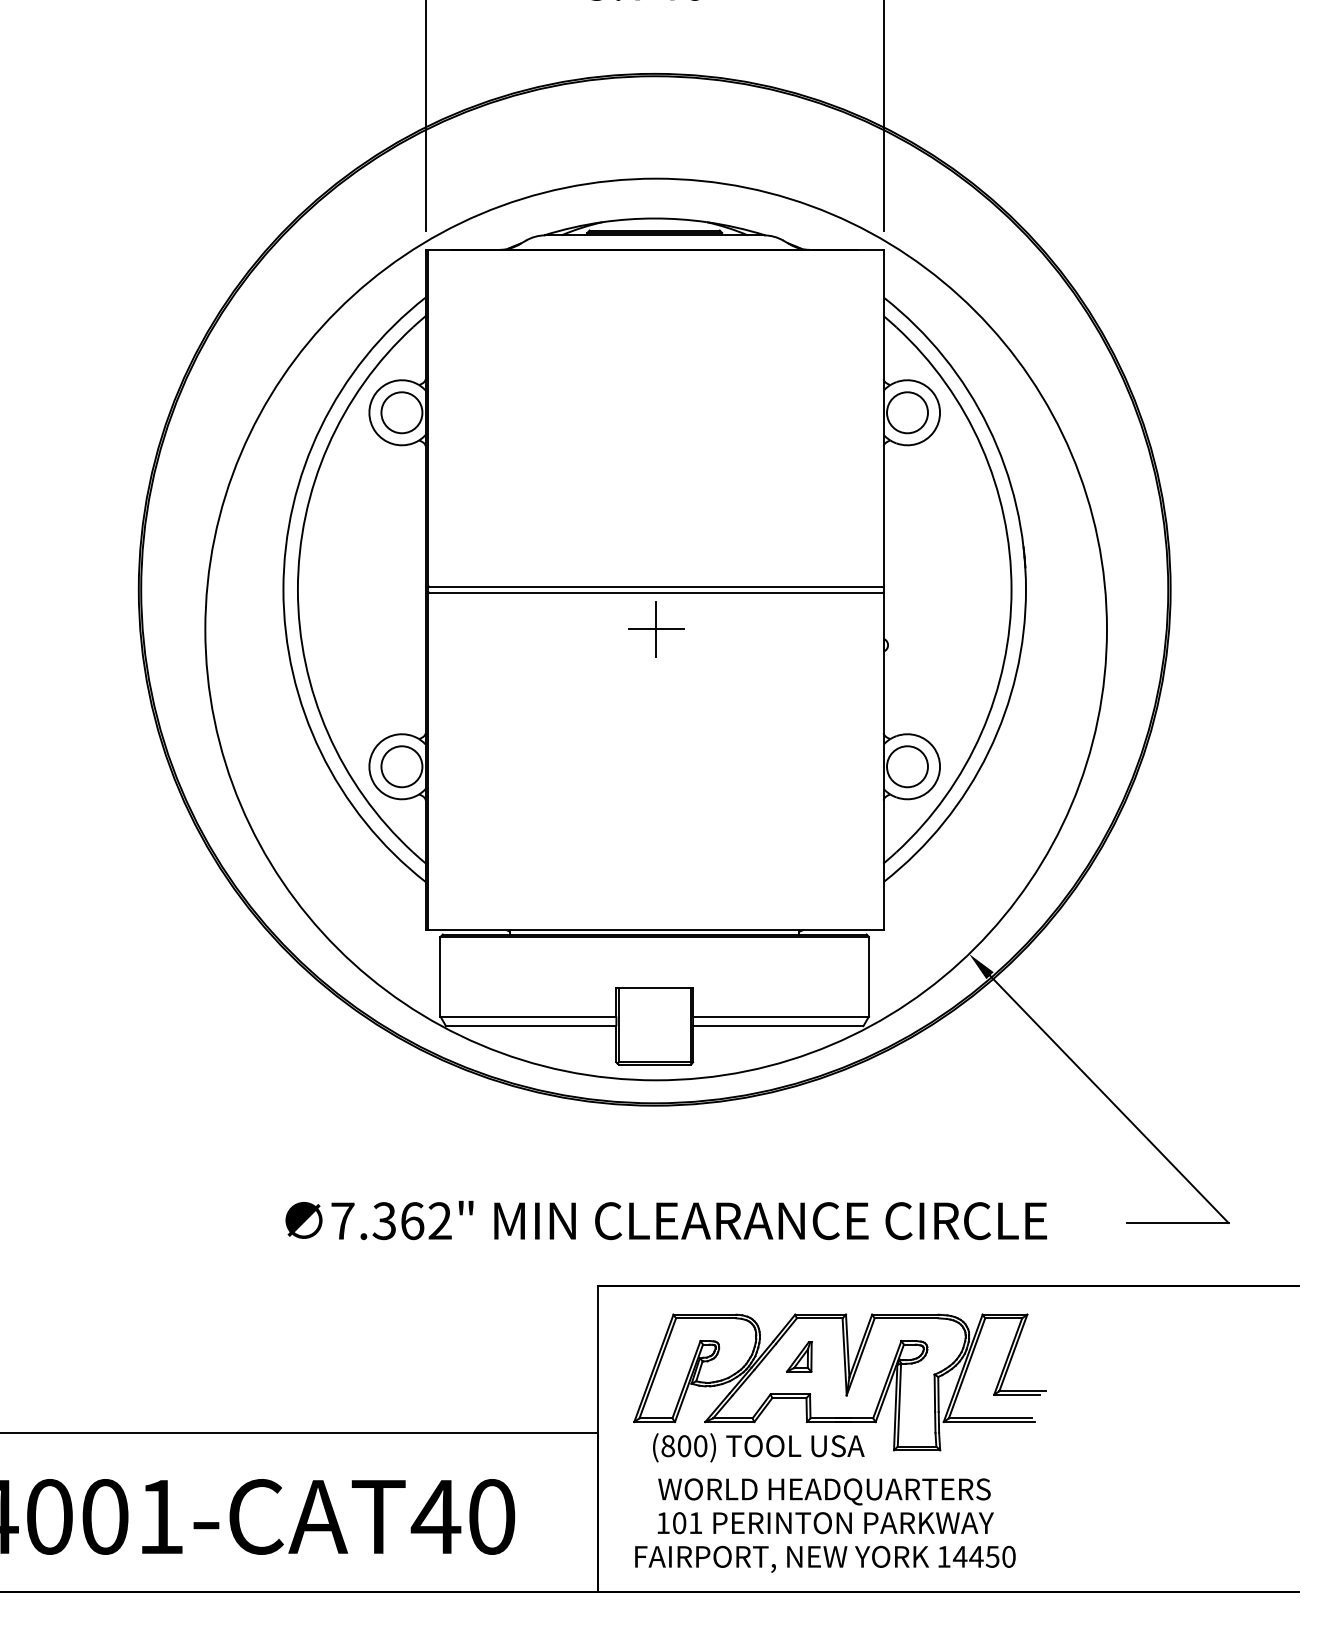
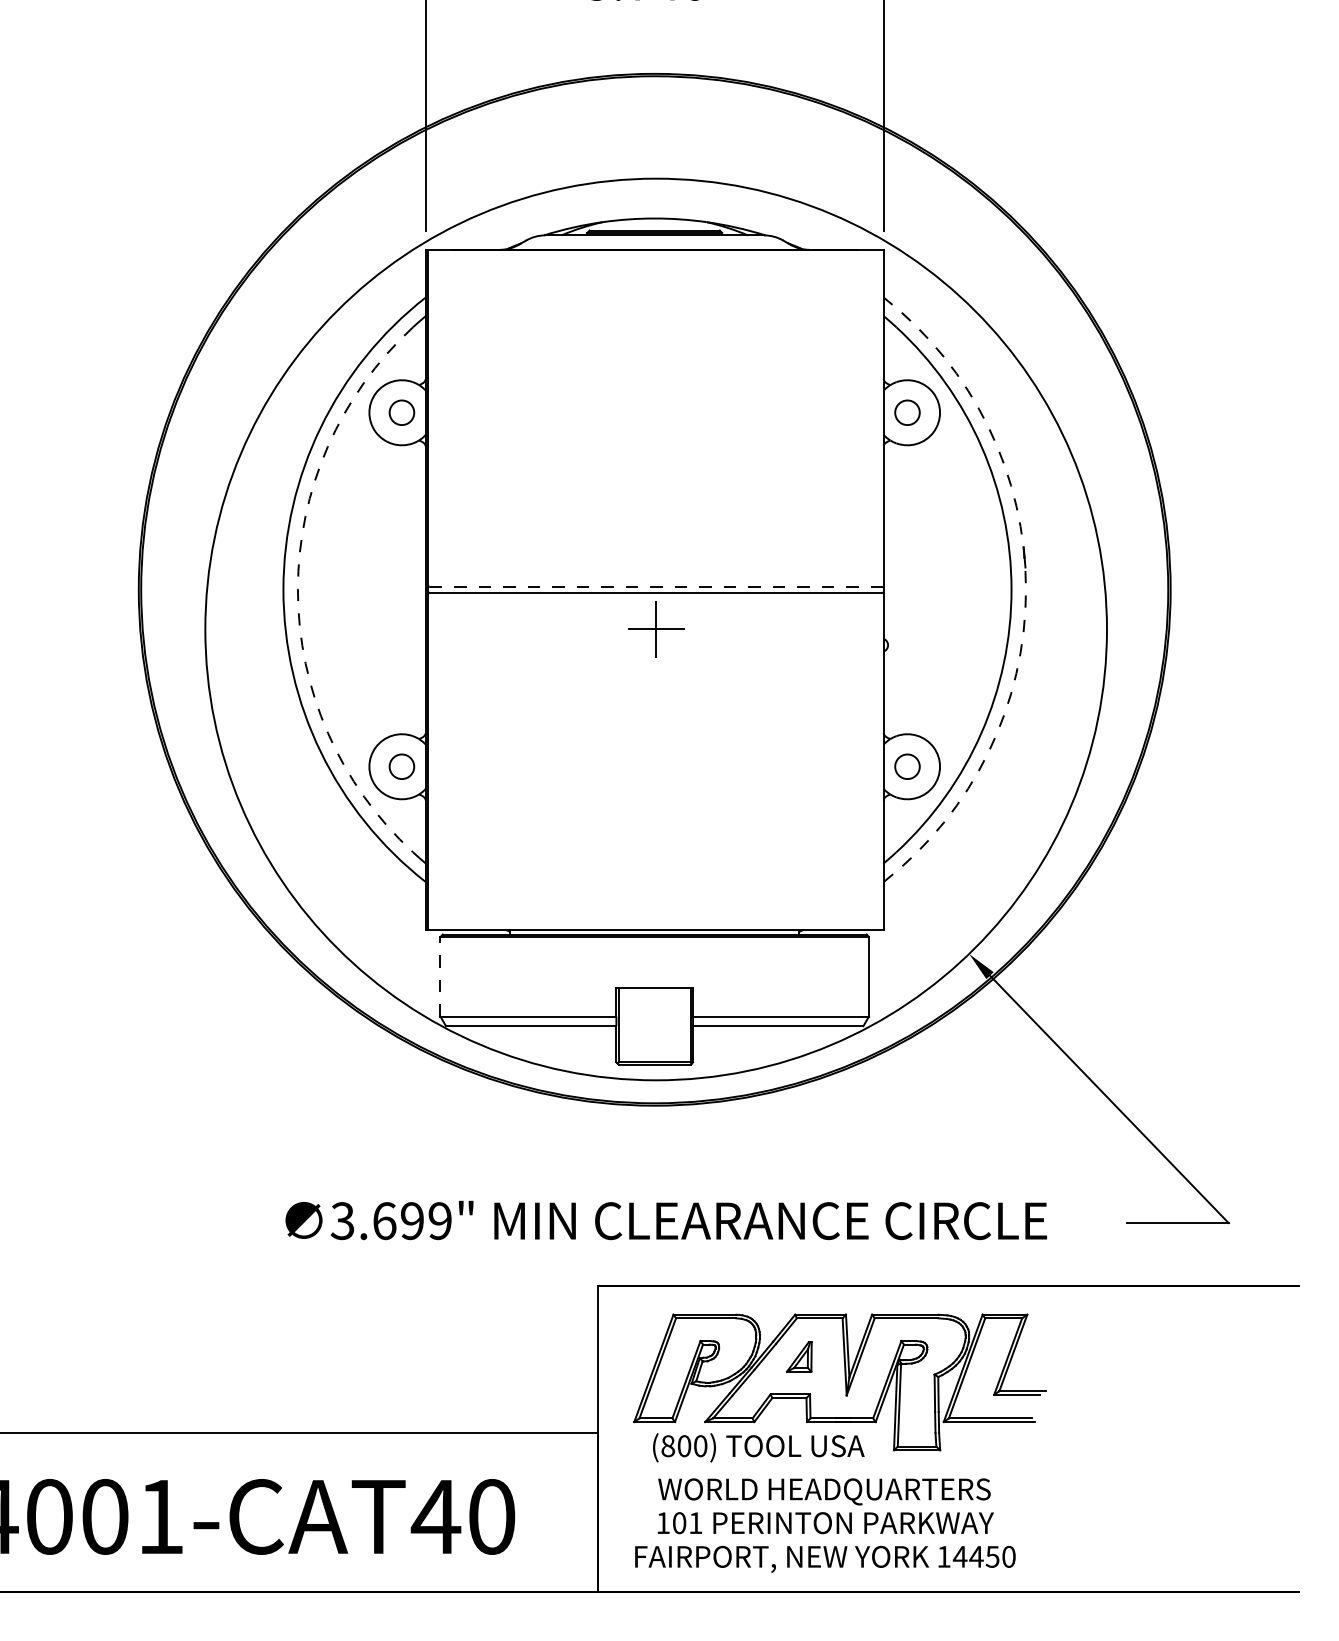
circle diameter: 41 px -> 25 px (401, 412)
circle diameter: 41 px -> 25 px (907, 412)
line: solid -> dashed (656, 586)
arc: solid -> dashed (297, 589)
arc: solid -> dashed (1026, 589)
circle diameter: 41 px -> 25 px (401, 766)
circle diameter: 41 px -> 25 px (907, 766)
line: solid -> dashed (440, 976)
text: 7.362" -> 3.699" (390, 1221)
